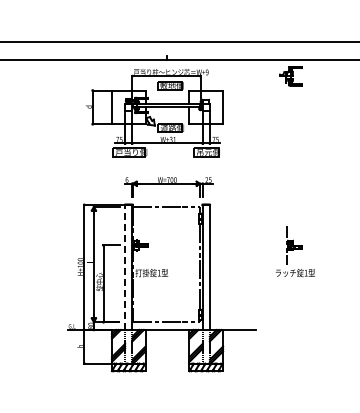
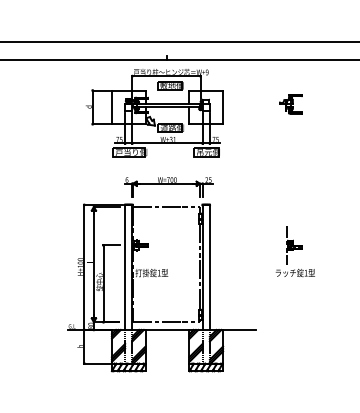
part position: (290, 76) -> (290, 104) (290, 104)
line: dashed -> solid (125, 267)
